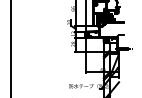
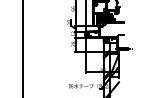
line position: (11, 48) -> (23, 48) (23, 48)
